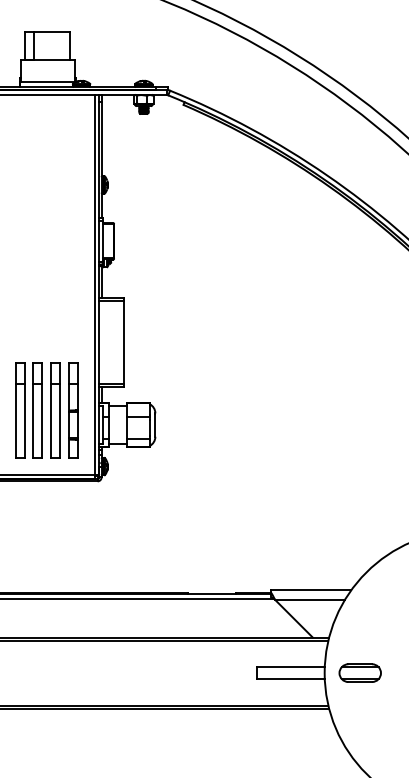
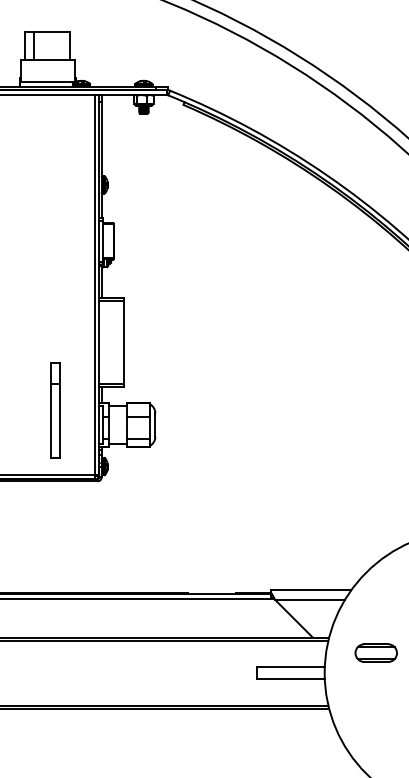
part: present -> none (28, 410)
part: present -> none (73, 410)
part position: (359, 672) -> (375, 652) (375, 652)
